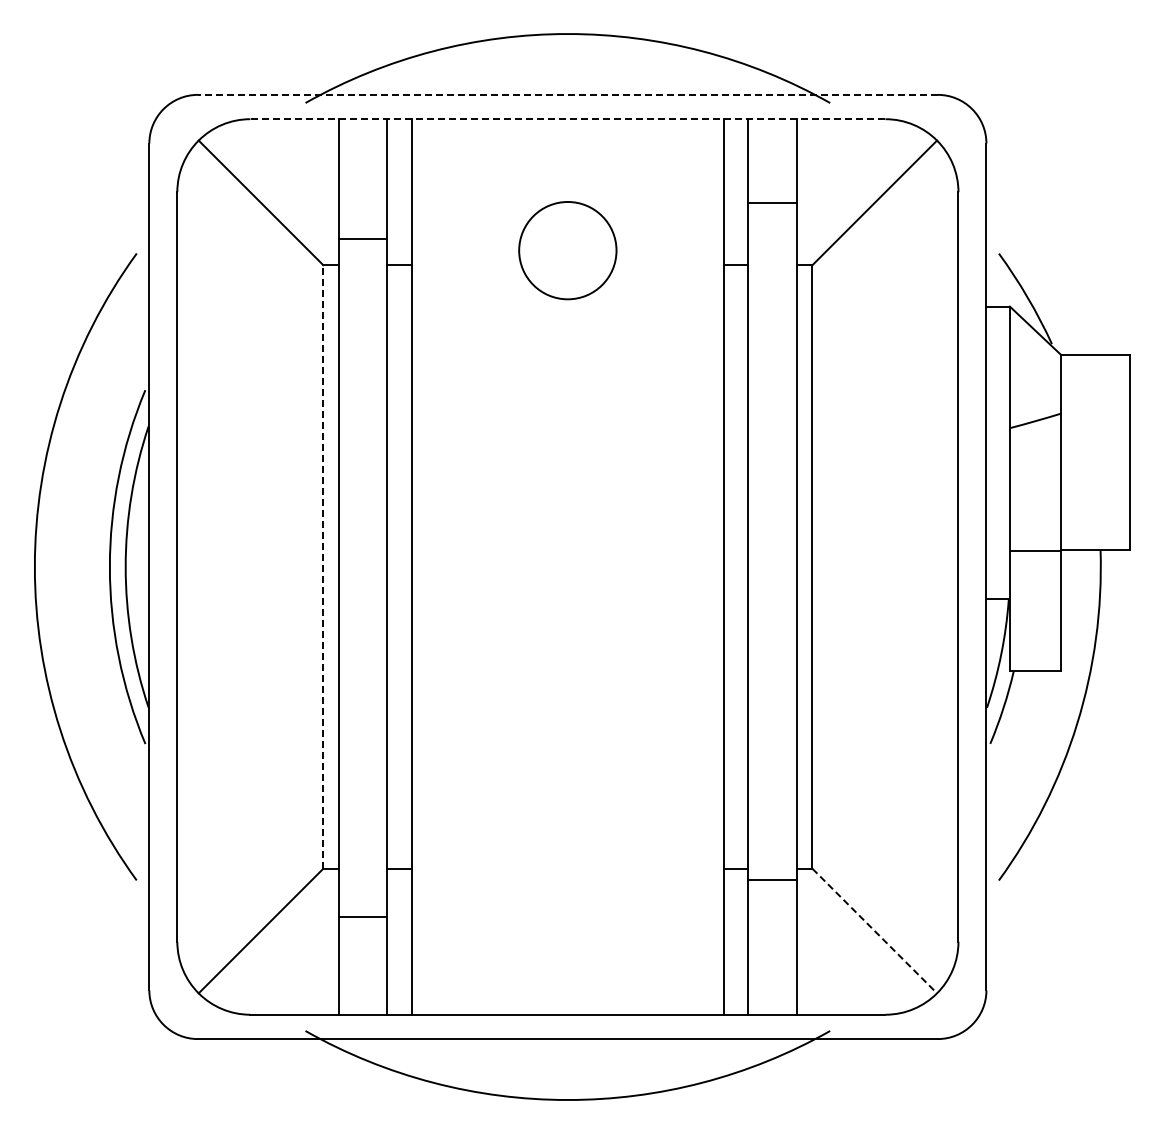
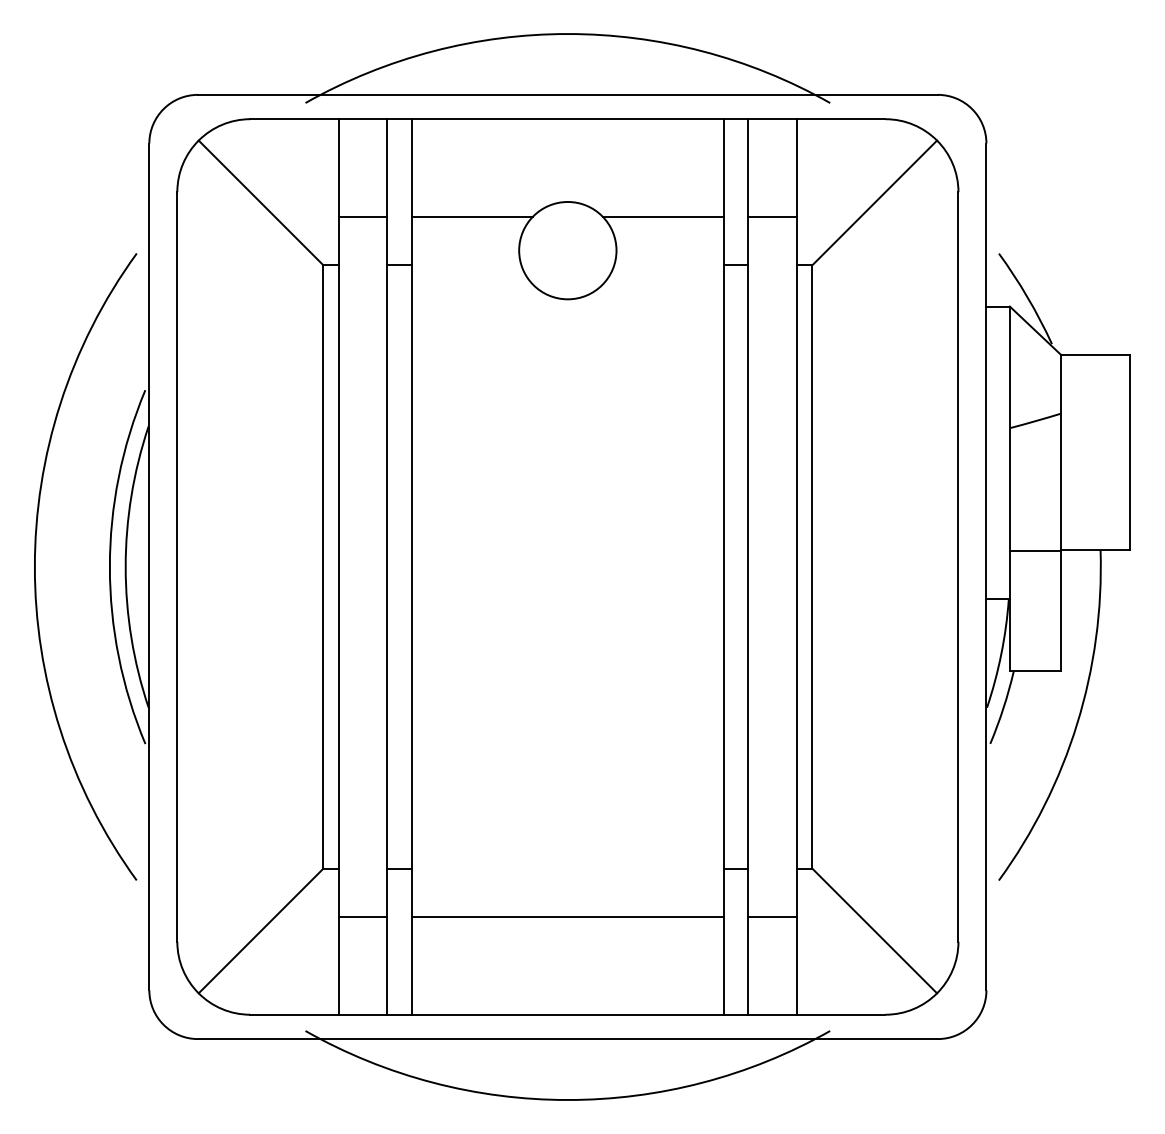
line: dashed -> solid (567, 94)
line: dashed -> solid (567, 119)
line position: (772, 202) -> (772, 216) (772, 216)
line: none -> present (472, 216)
line: none -> present (663, 216)
line position: (362, 238) -> (362, 216) (362, 216)
line: dashed -> solid (323, 566)
line position: (772, 880) -> (772, 917) (772, 917)
line: none -> present (567, 917)
line: dashed -> solid (875, 931)
